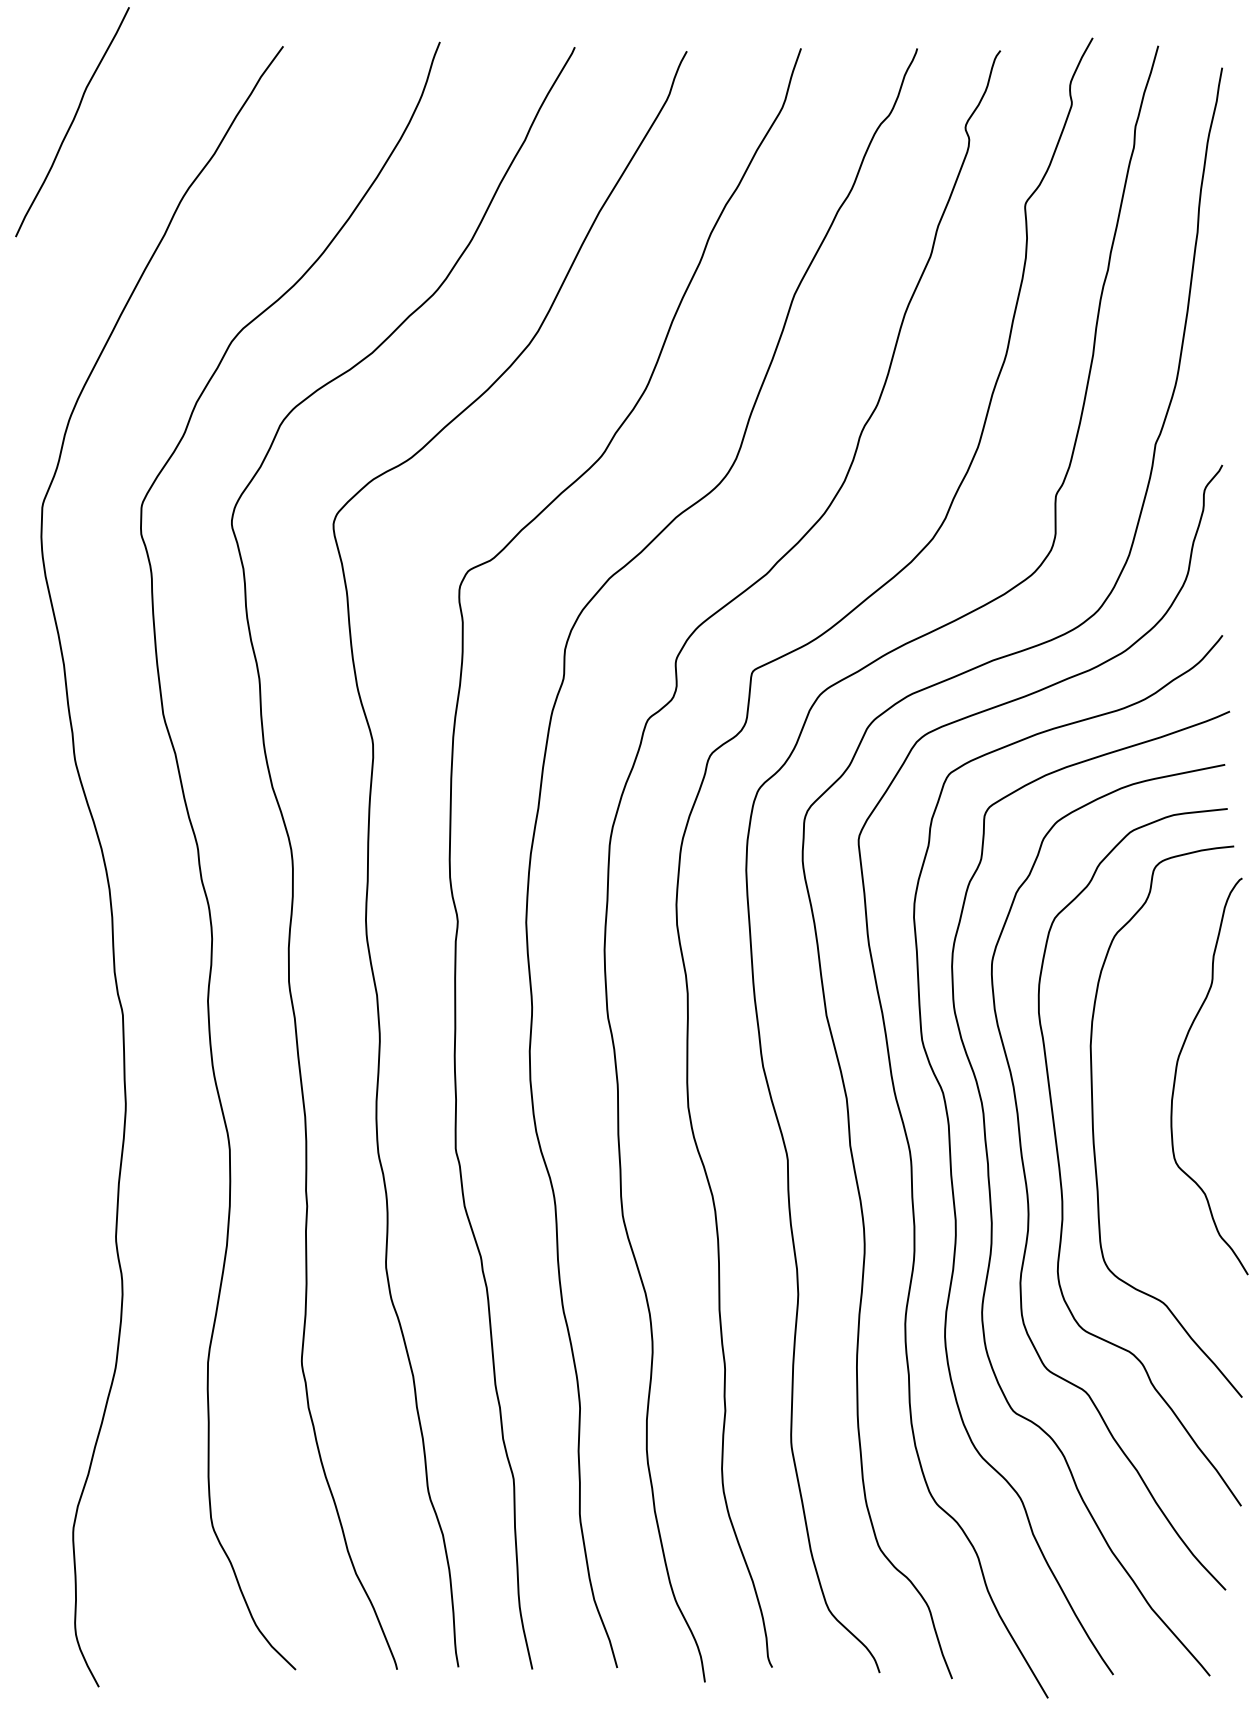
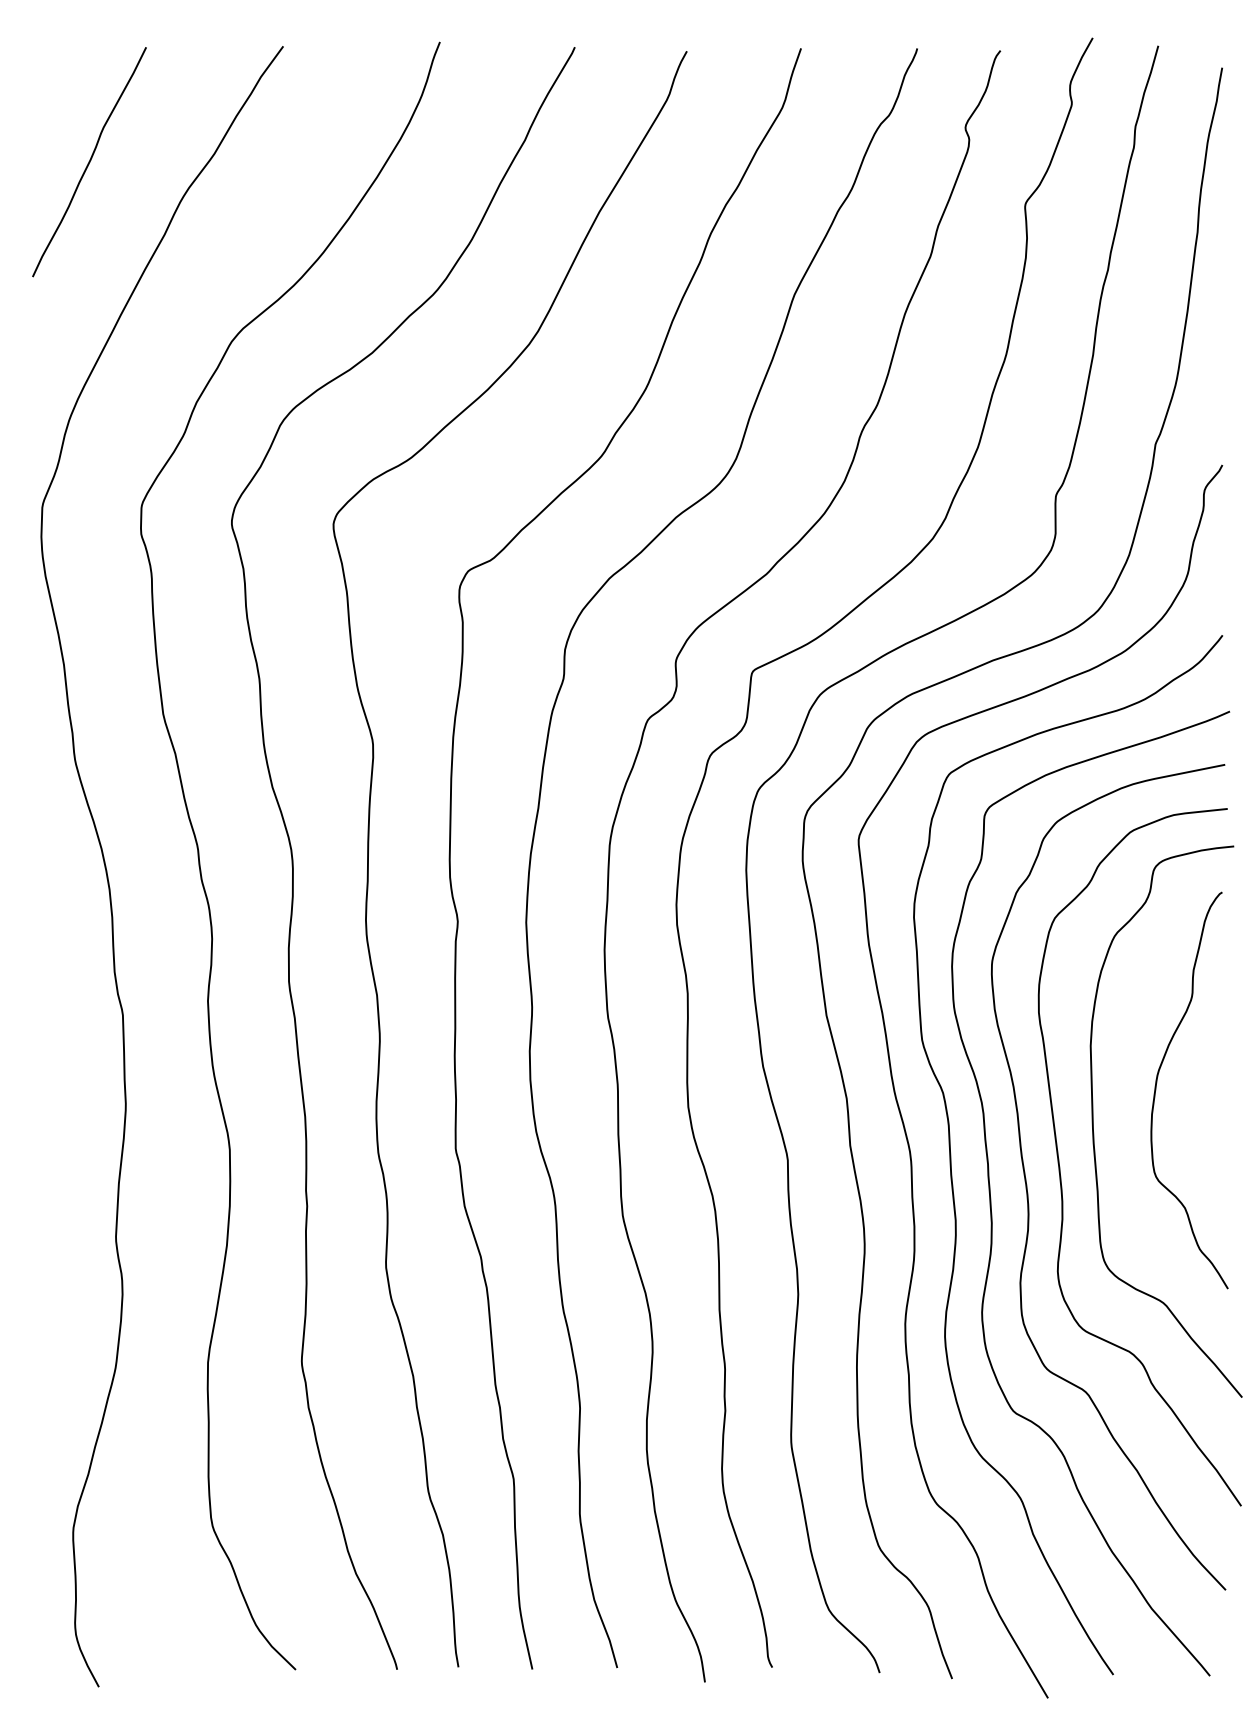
curve position: (72, 122) -> (89, 162) (89, 162)
curve position: (1177, 1068) -> (1157, 1082) (1157, 1082)
